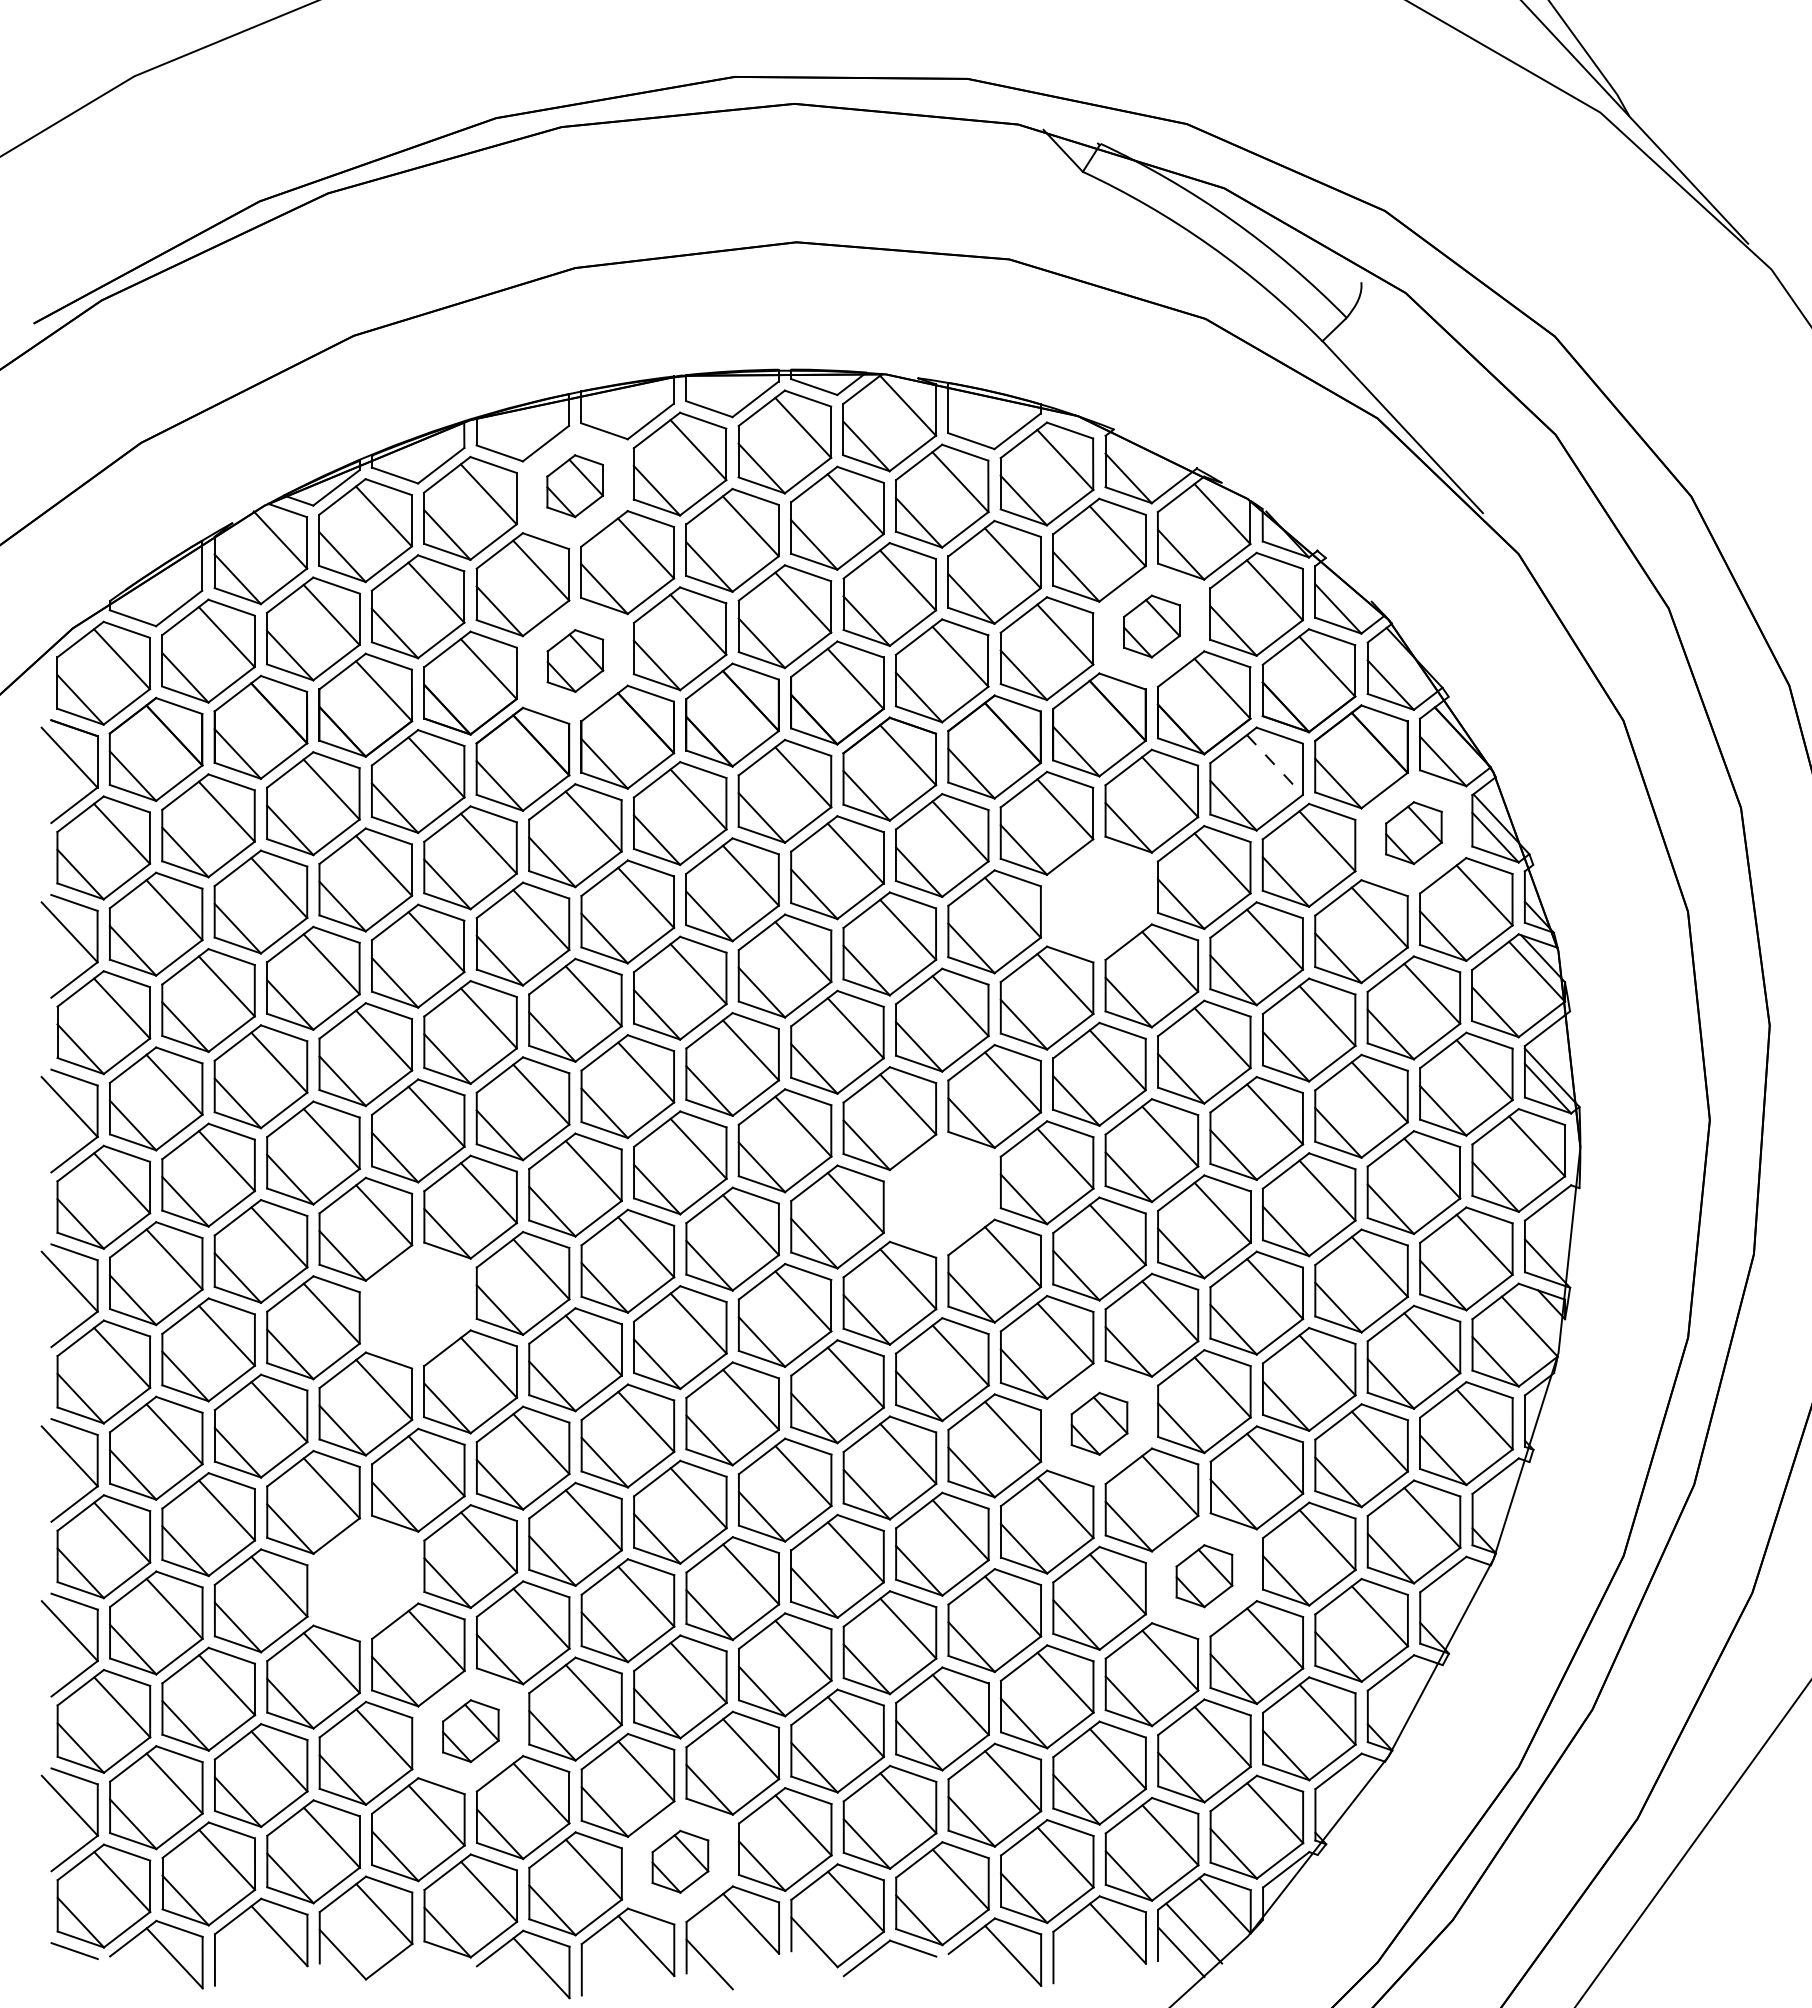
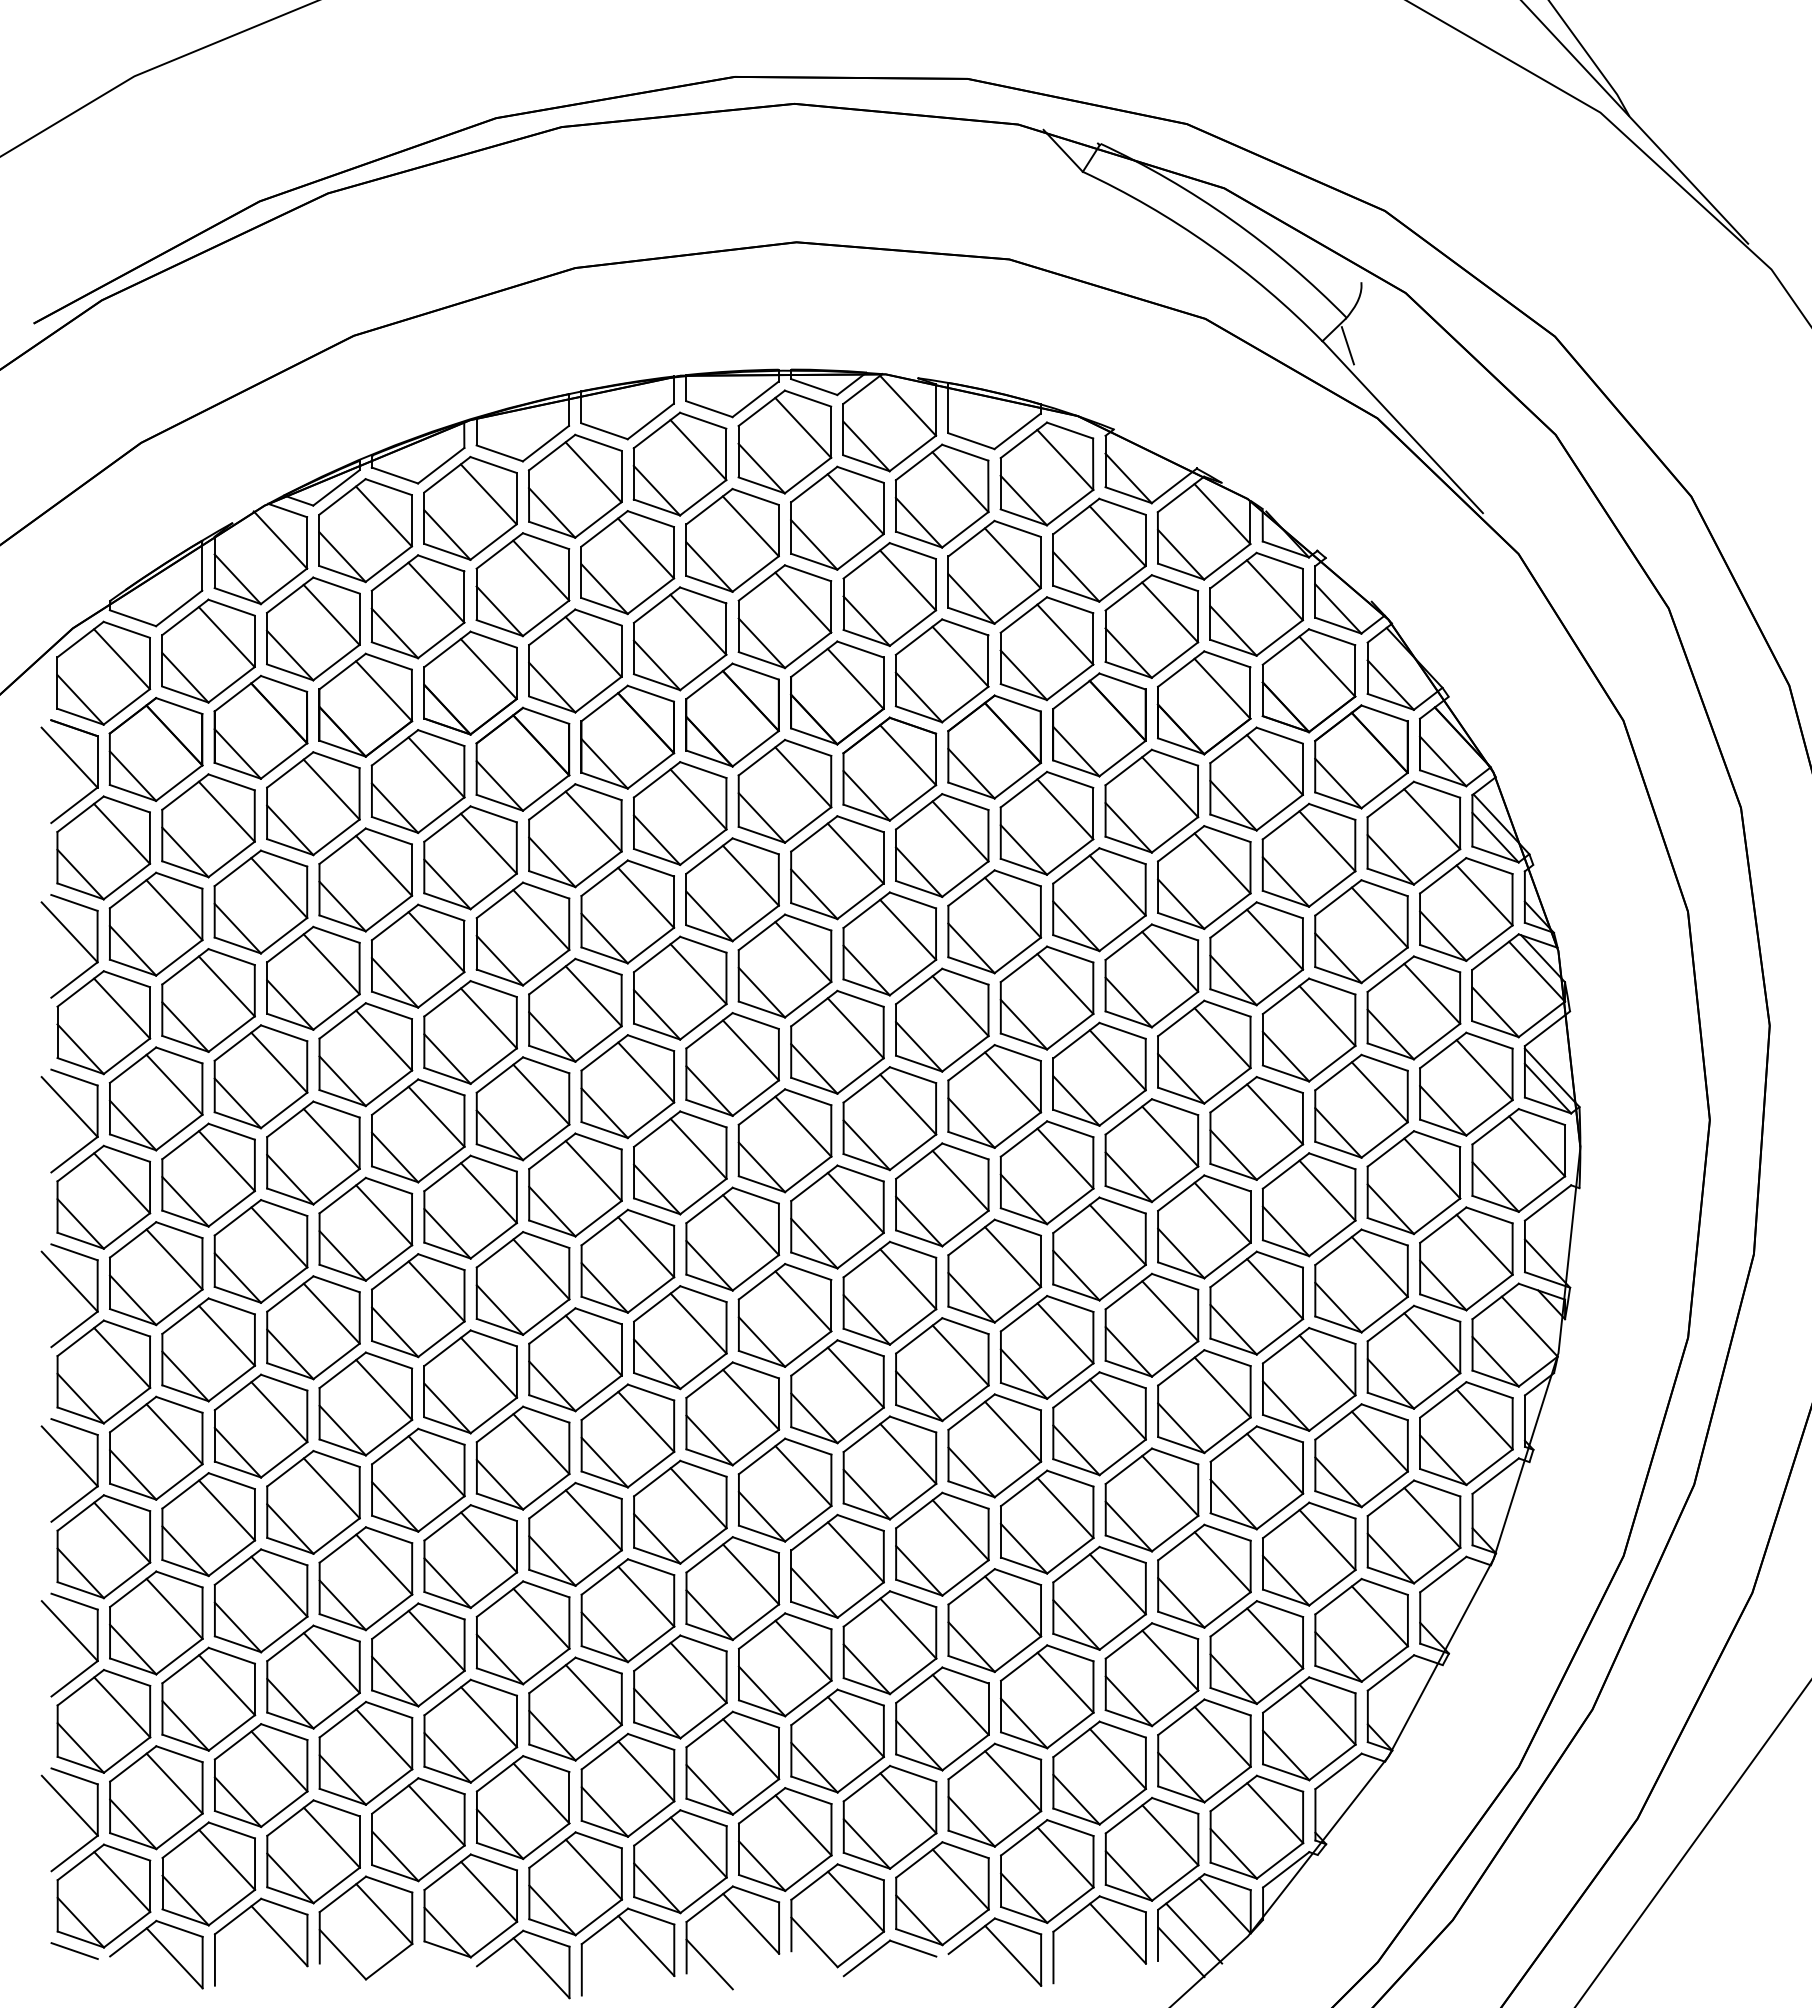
line: none -> present (1347, 345)
part size: 59x65 px -> 96x106 px (574, 485)
part size: 58x65 px -> 96x105 px (1151, 626)
part size: 59x64 px -> 95x106 px (575, 660)
line: dashed -> solid (1274, 765)
part size: 58x65 px -> 96x106 px (1413, 832)
part: none -> present (1099, 899)
part: none -> present (942, 1194)
part: none -> present (418, 1305)
part size: 59x65 px -> 95x106 px (1099, 1423)
part size: 59x65 px -> 95x106 px (1204, 1575)
part: none -> present (365, 1578)
part size: 58x65 px -> 96x106 px (470, 1730)
part size: 59x65 px -> 95x106 px (680, 1861)
